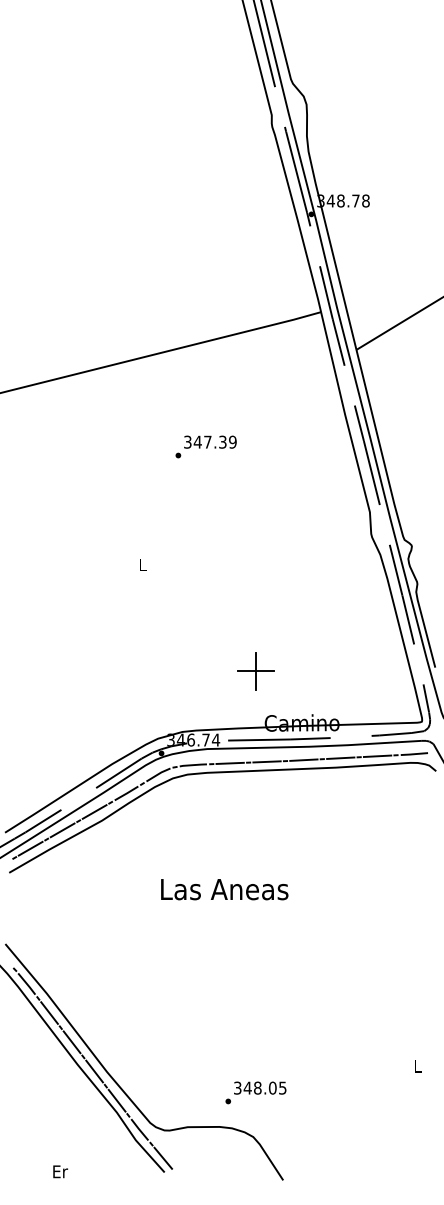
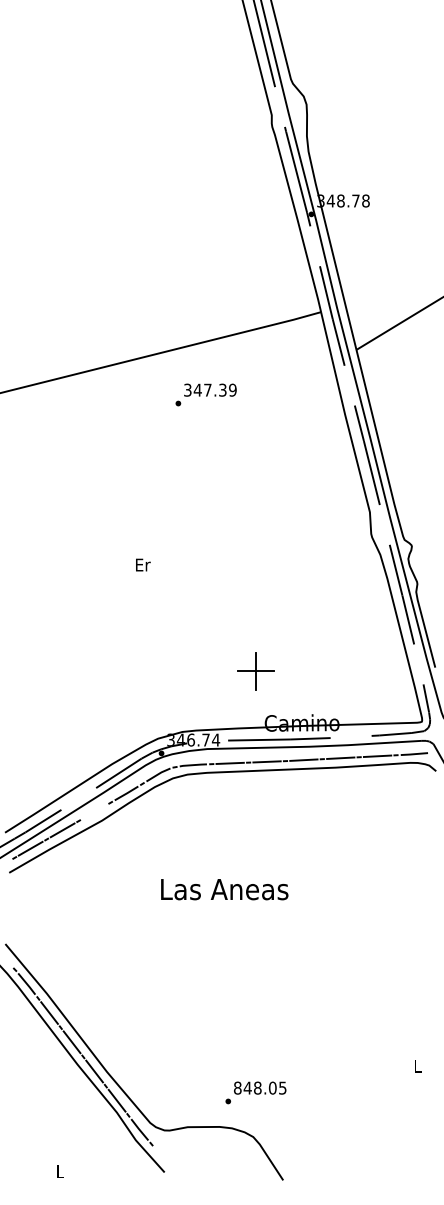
text position: (205, 446) -> (205, 394) (205, 394)
text: L -> Er (143, 564)
line: present -> none (94, 811)
text: 348.05 -> 848.05 (237, 1087)
line: present -> none (163, 1157)
text: Er -> L (60, 1171)
